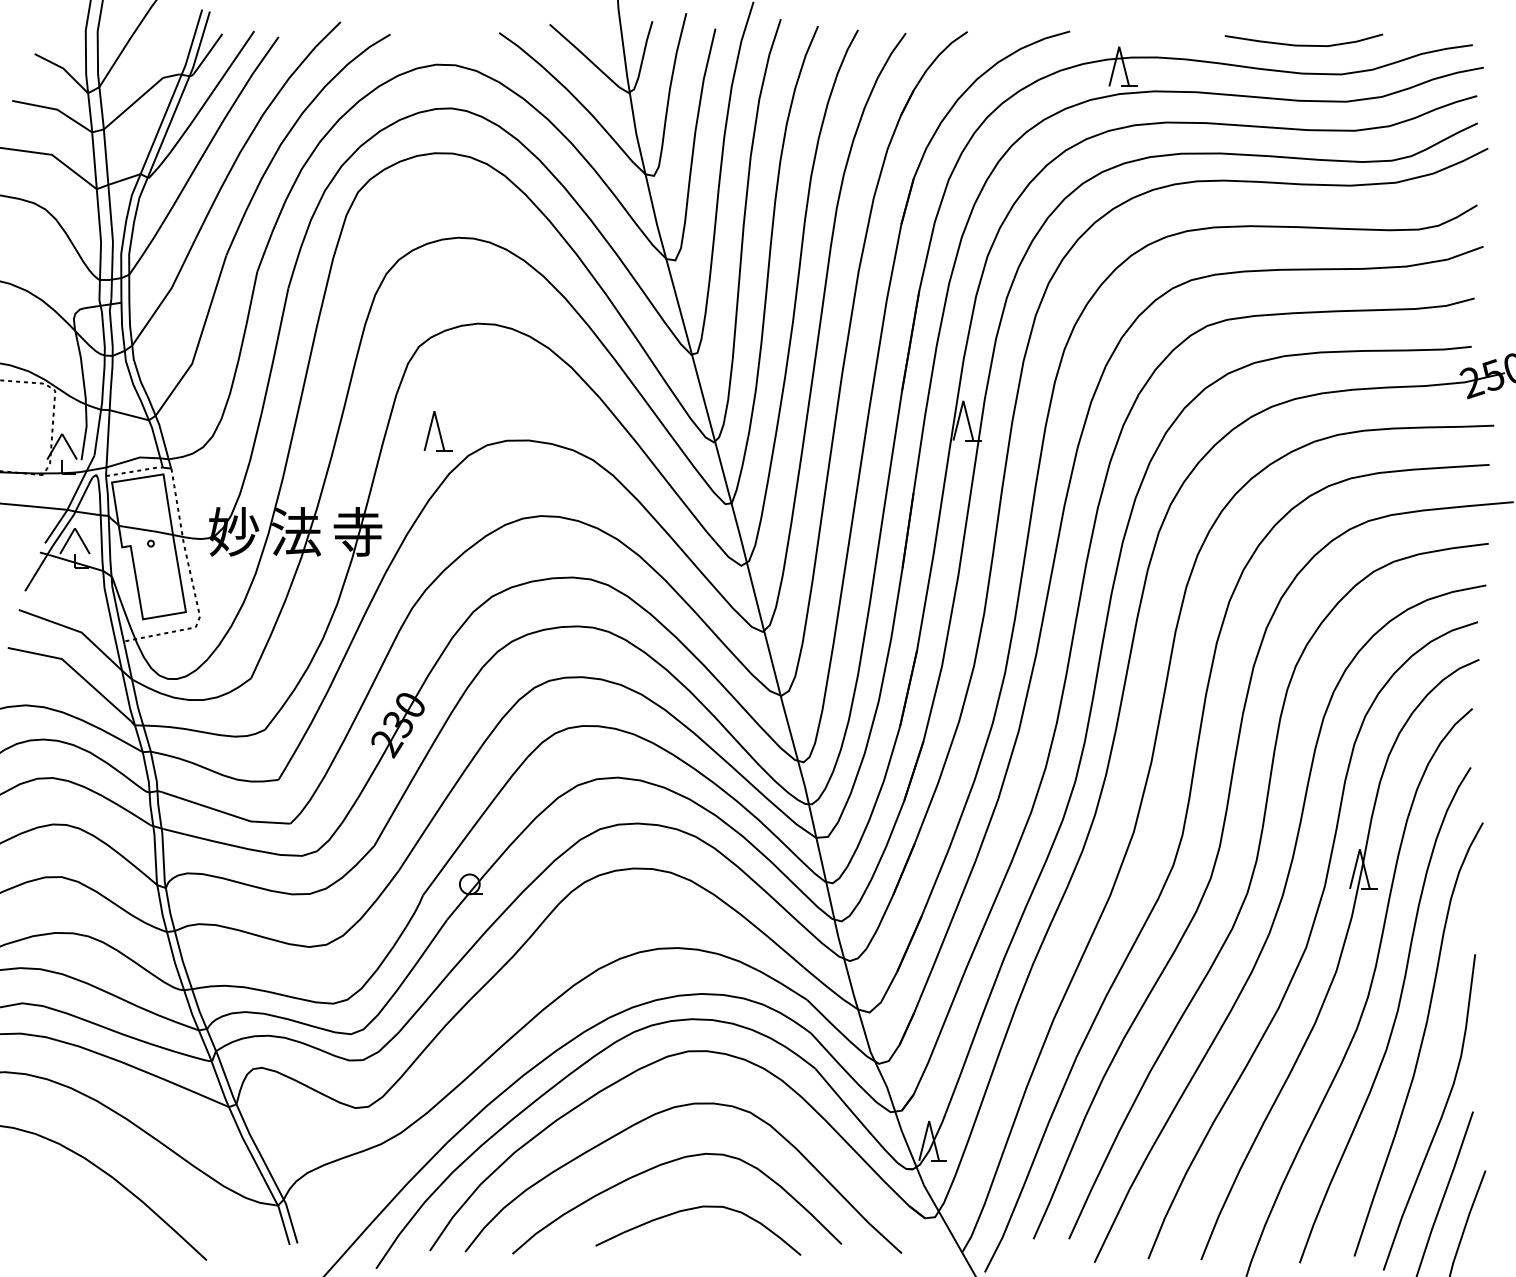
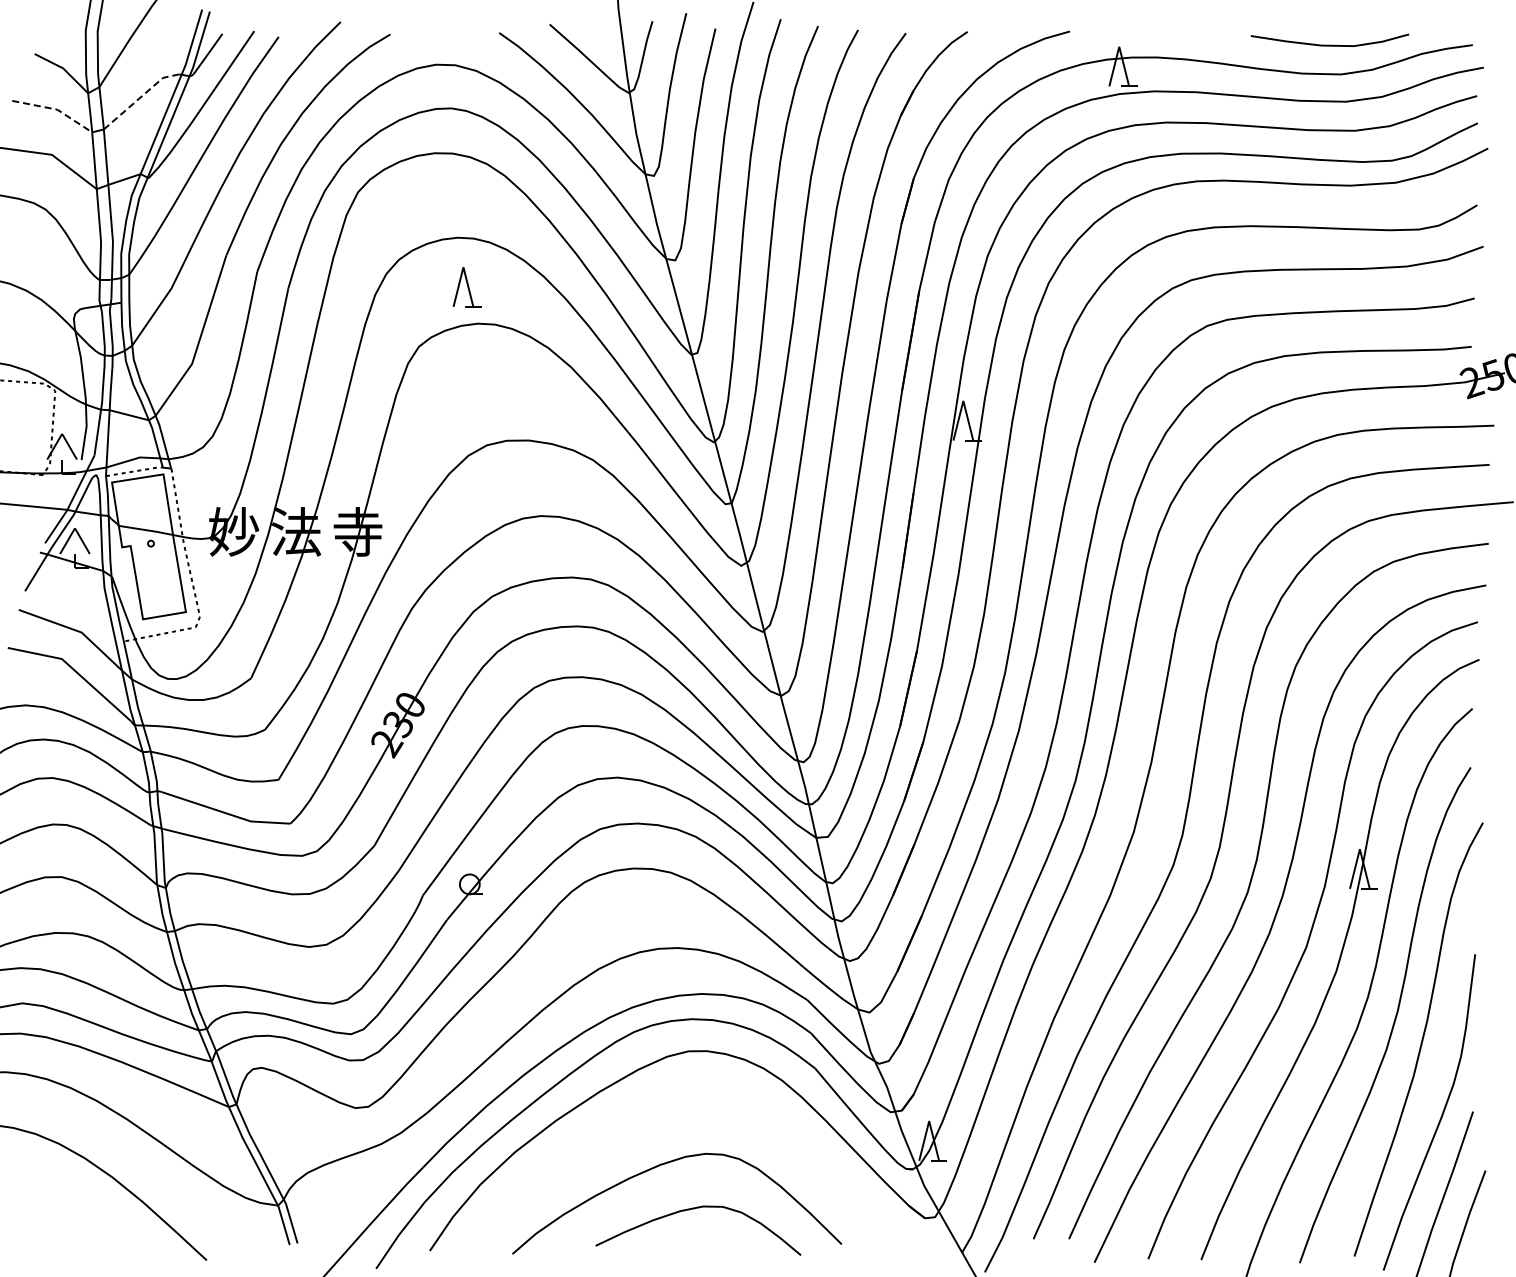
curve position: (1303, 44) -> (1329, 44) (1329, 44)
line: solid -> dashed (140, 97)
line: solid -> dashed (56, 109)
part position: (437, 431) -> (466, 287) (466, 287)
curve: present -> none (663, 1112)
